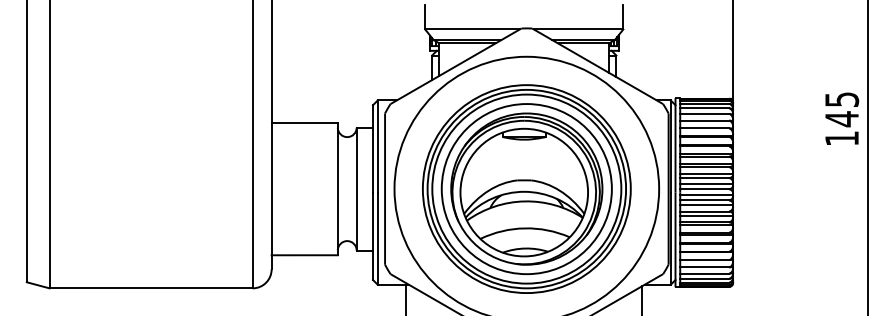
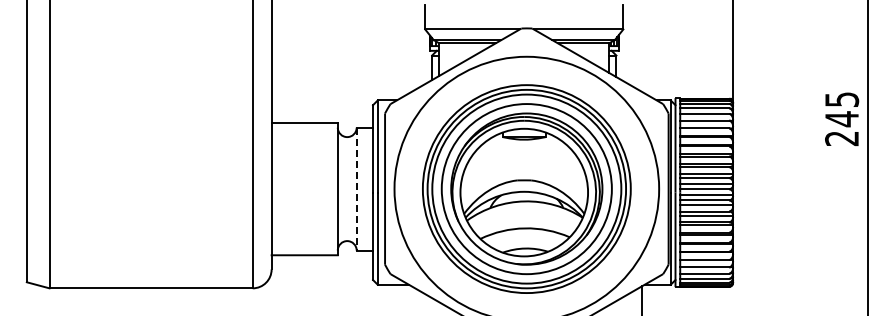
text: 145 -> 245 (841, 138)
line: solid -> dashed (356, 189)
line: present -> none (406, 298)
